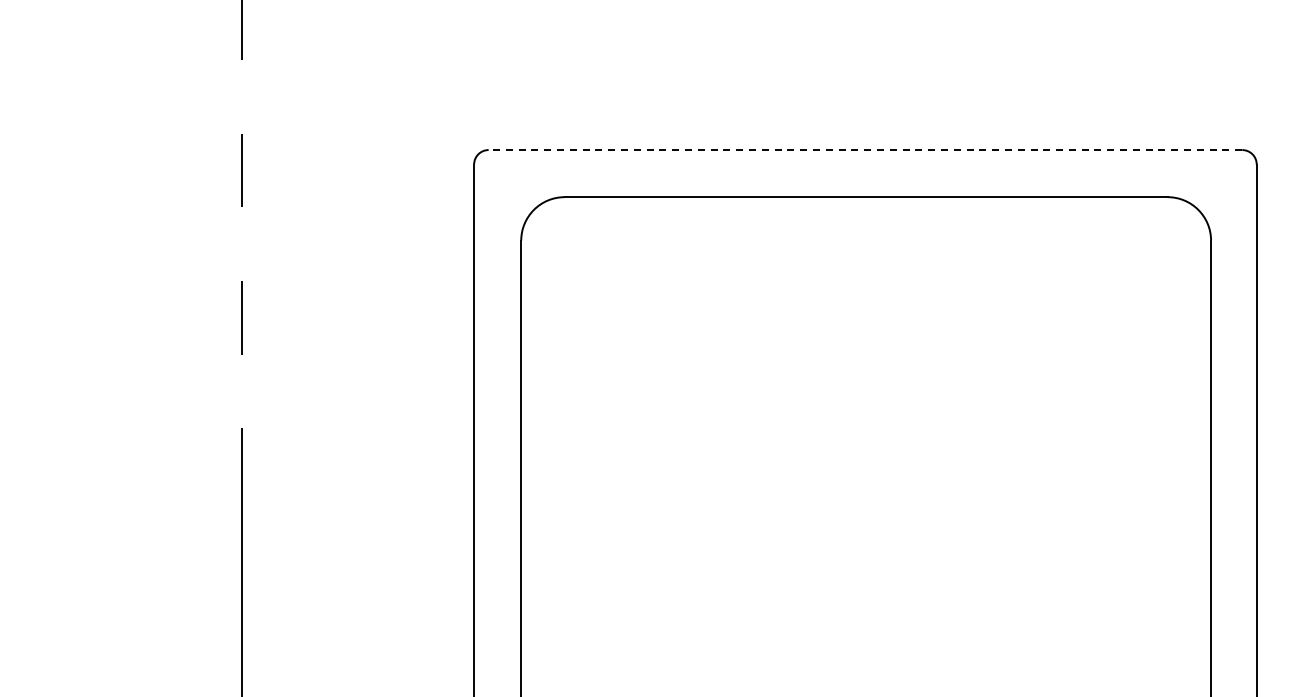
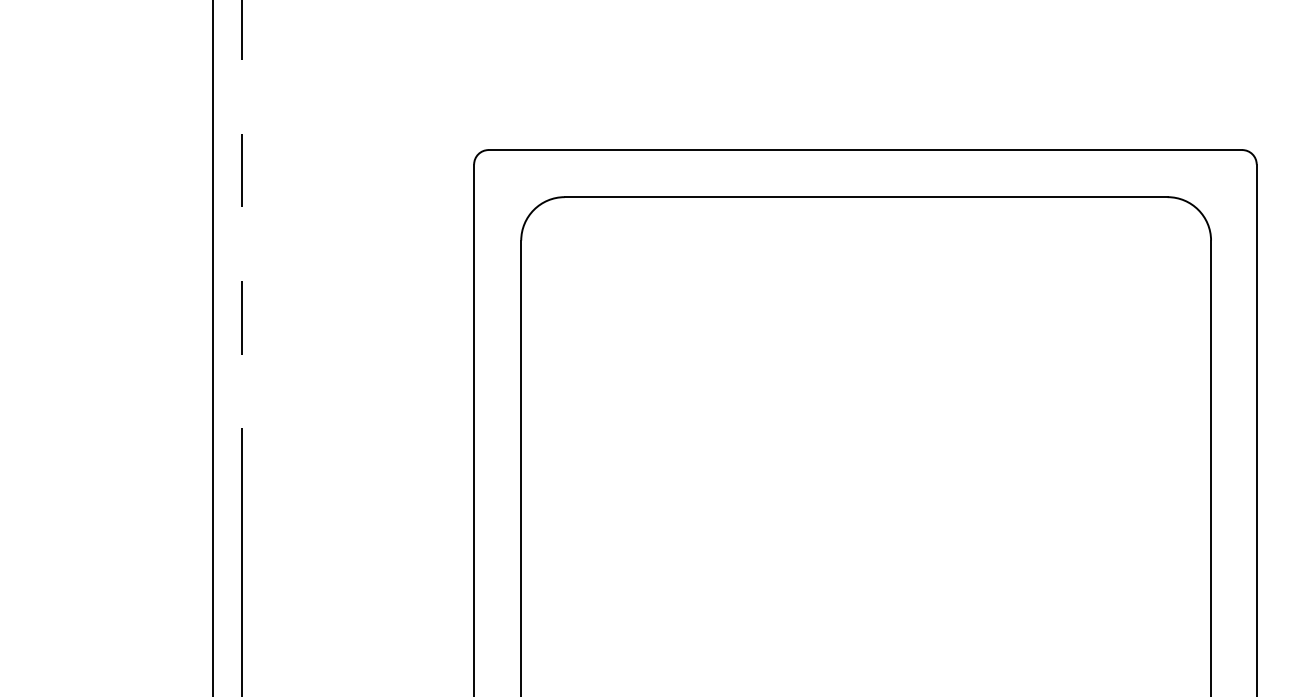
line: dashed -> solid (865, 150)
line: none -> present (213, 347)
